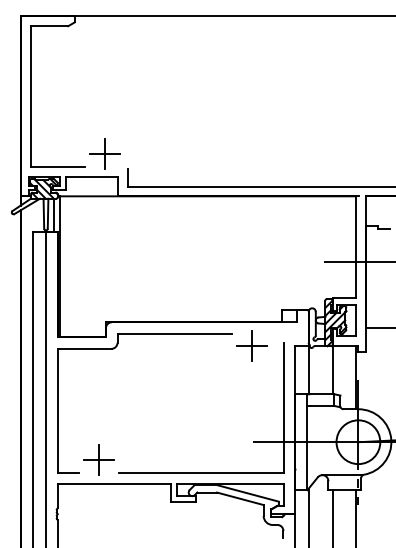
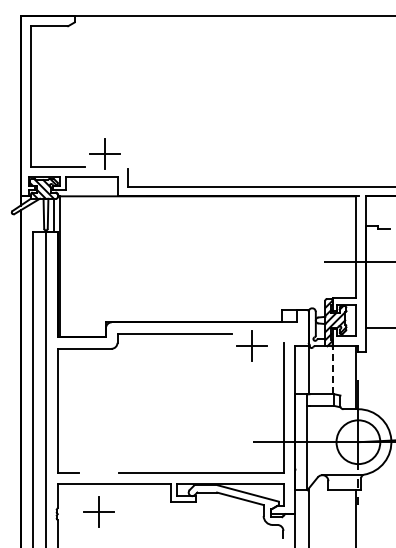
line: solid -> dashed (332, 370)
part position: (98, 459) -> (98, 511) (98, 511)
line: present -> none (332, 517)
